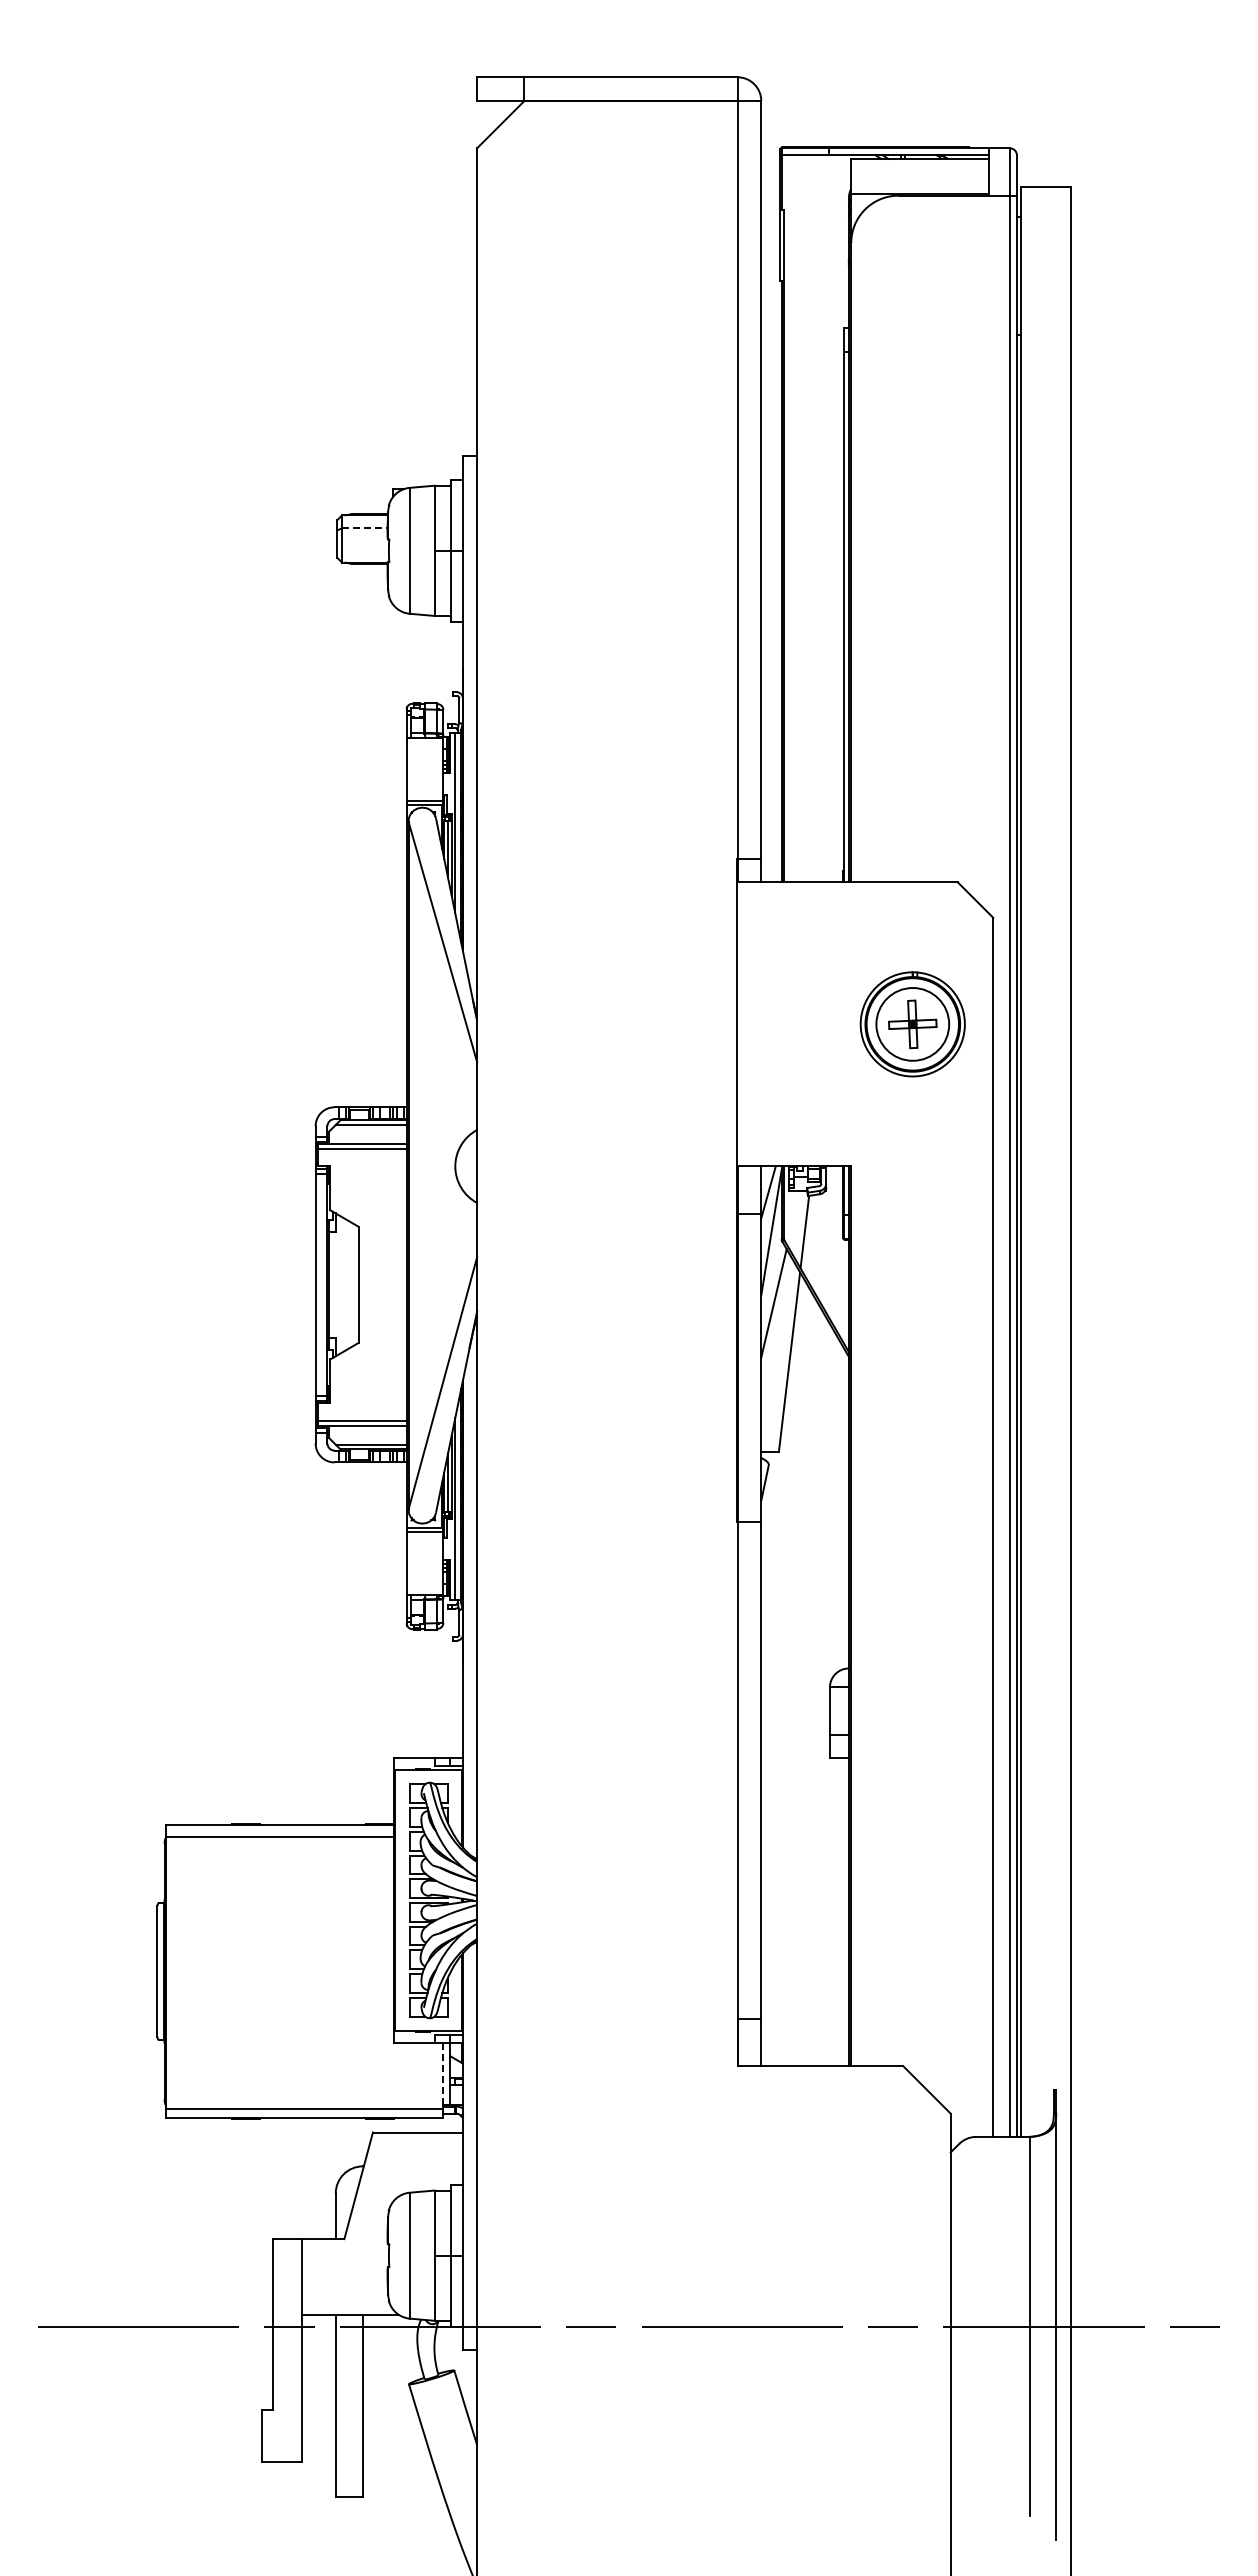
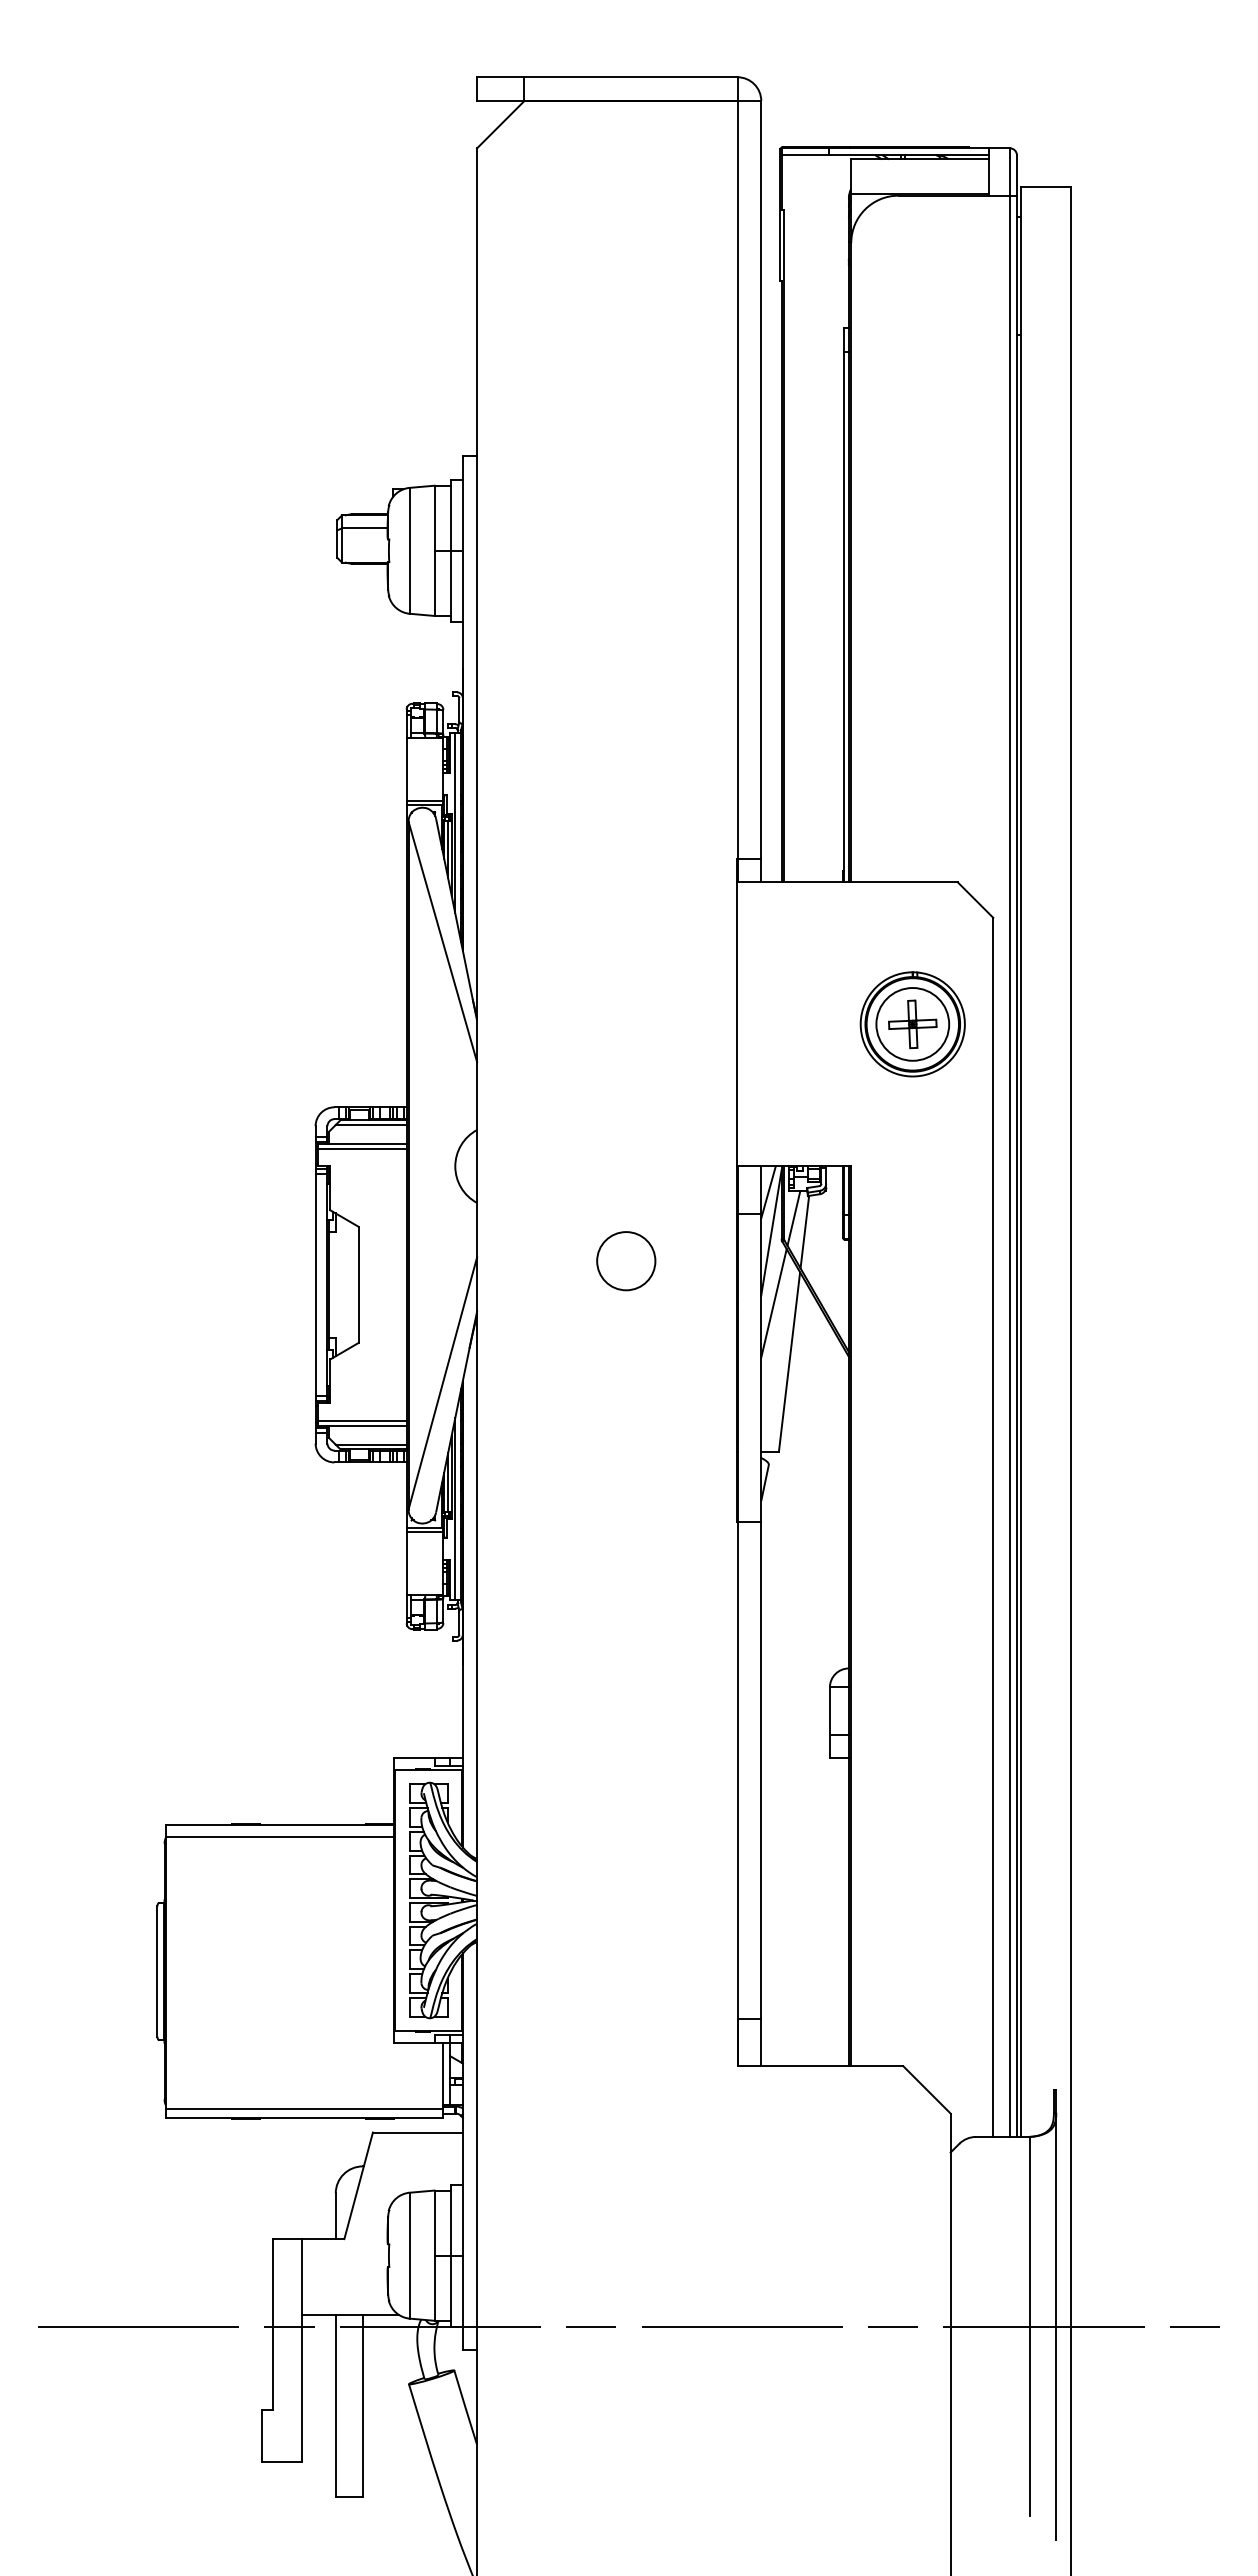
line: dashed -> solid (364, 528)
line: none -> present (793, 1218)
circle: none -> present (626, 1261)
line: dashed -> solid (442, 2076)
